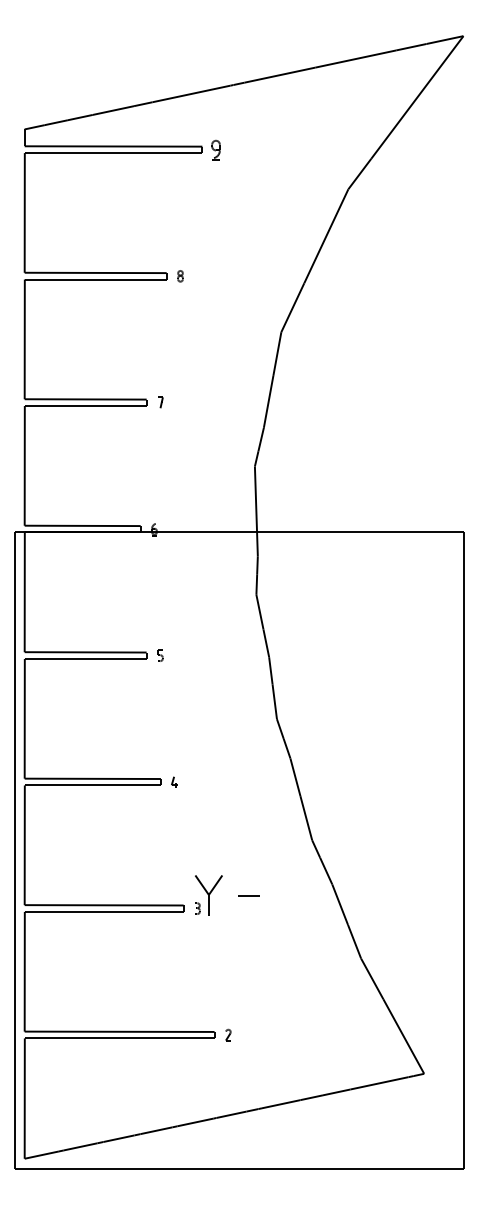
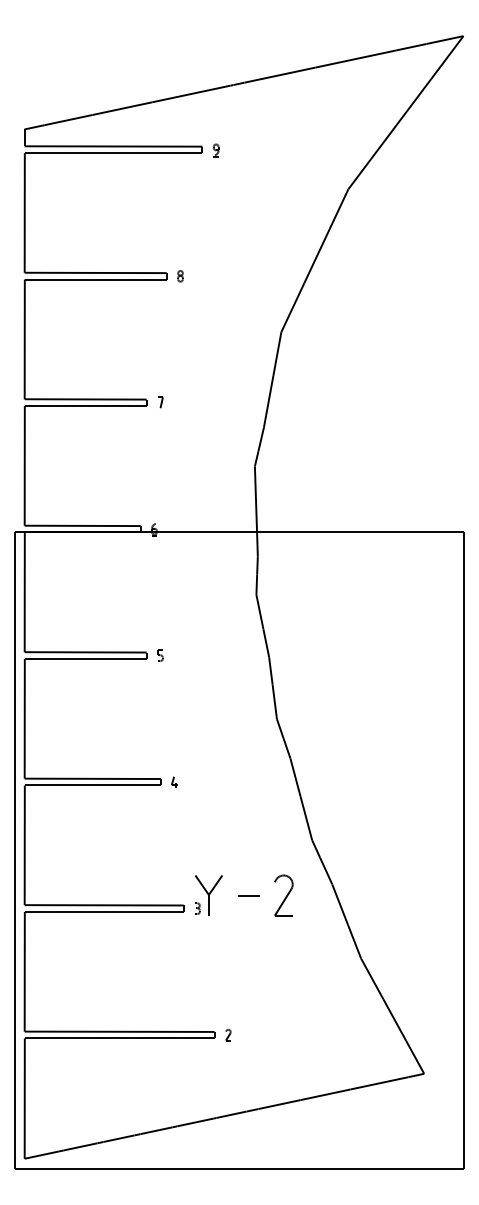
part size: 10x22 px -> 7x15 px (216, 150)
part: none -> present (283, 895)
